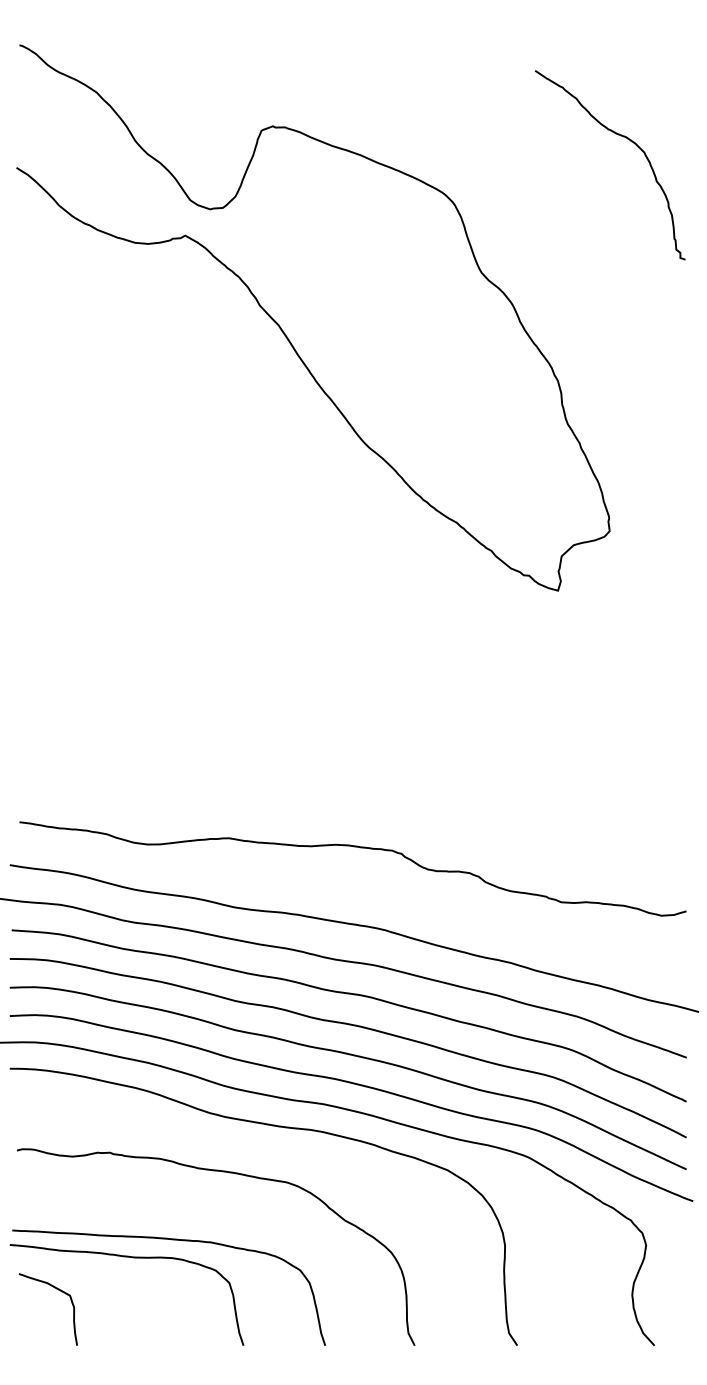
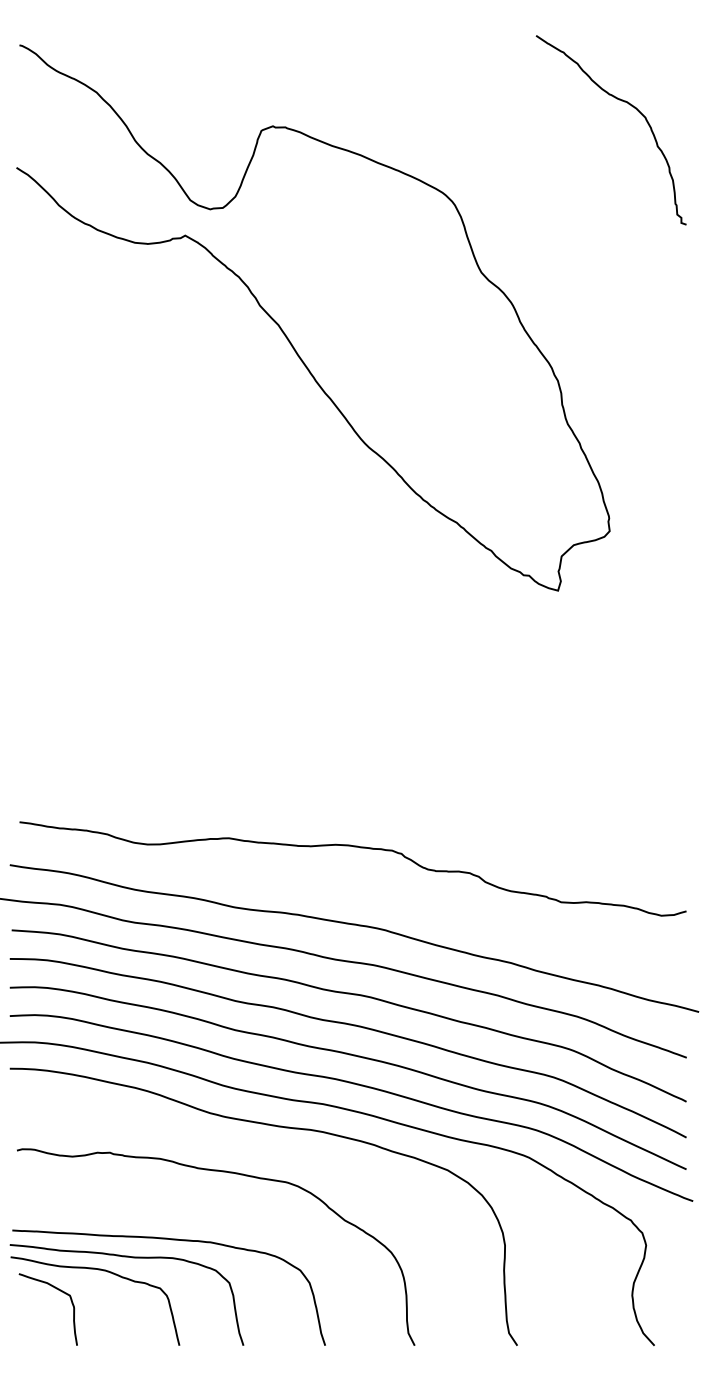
curve position: (620, 136) -> (621, 101) (621, 101)
curve: none -> present (103, 1271)
